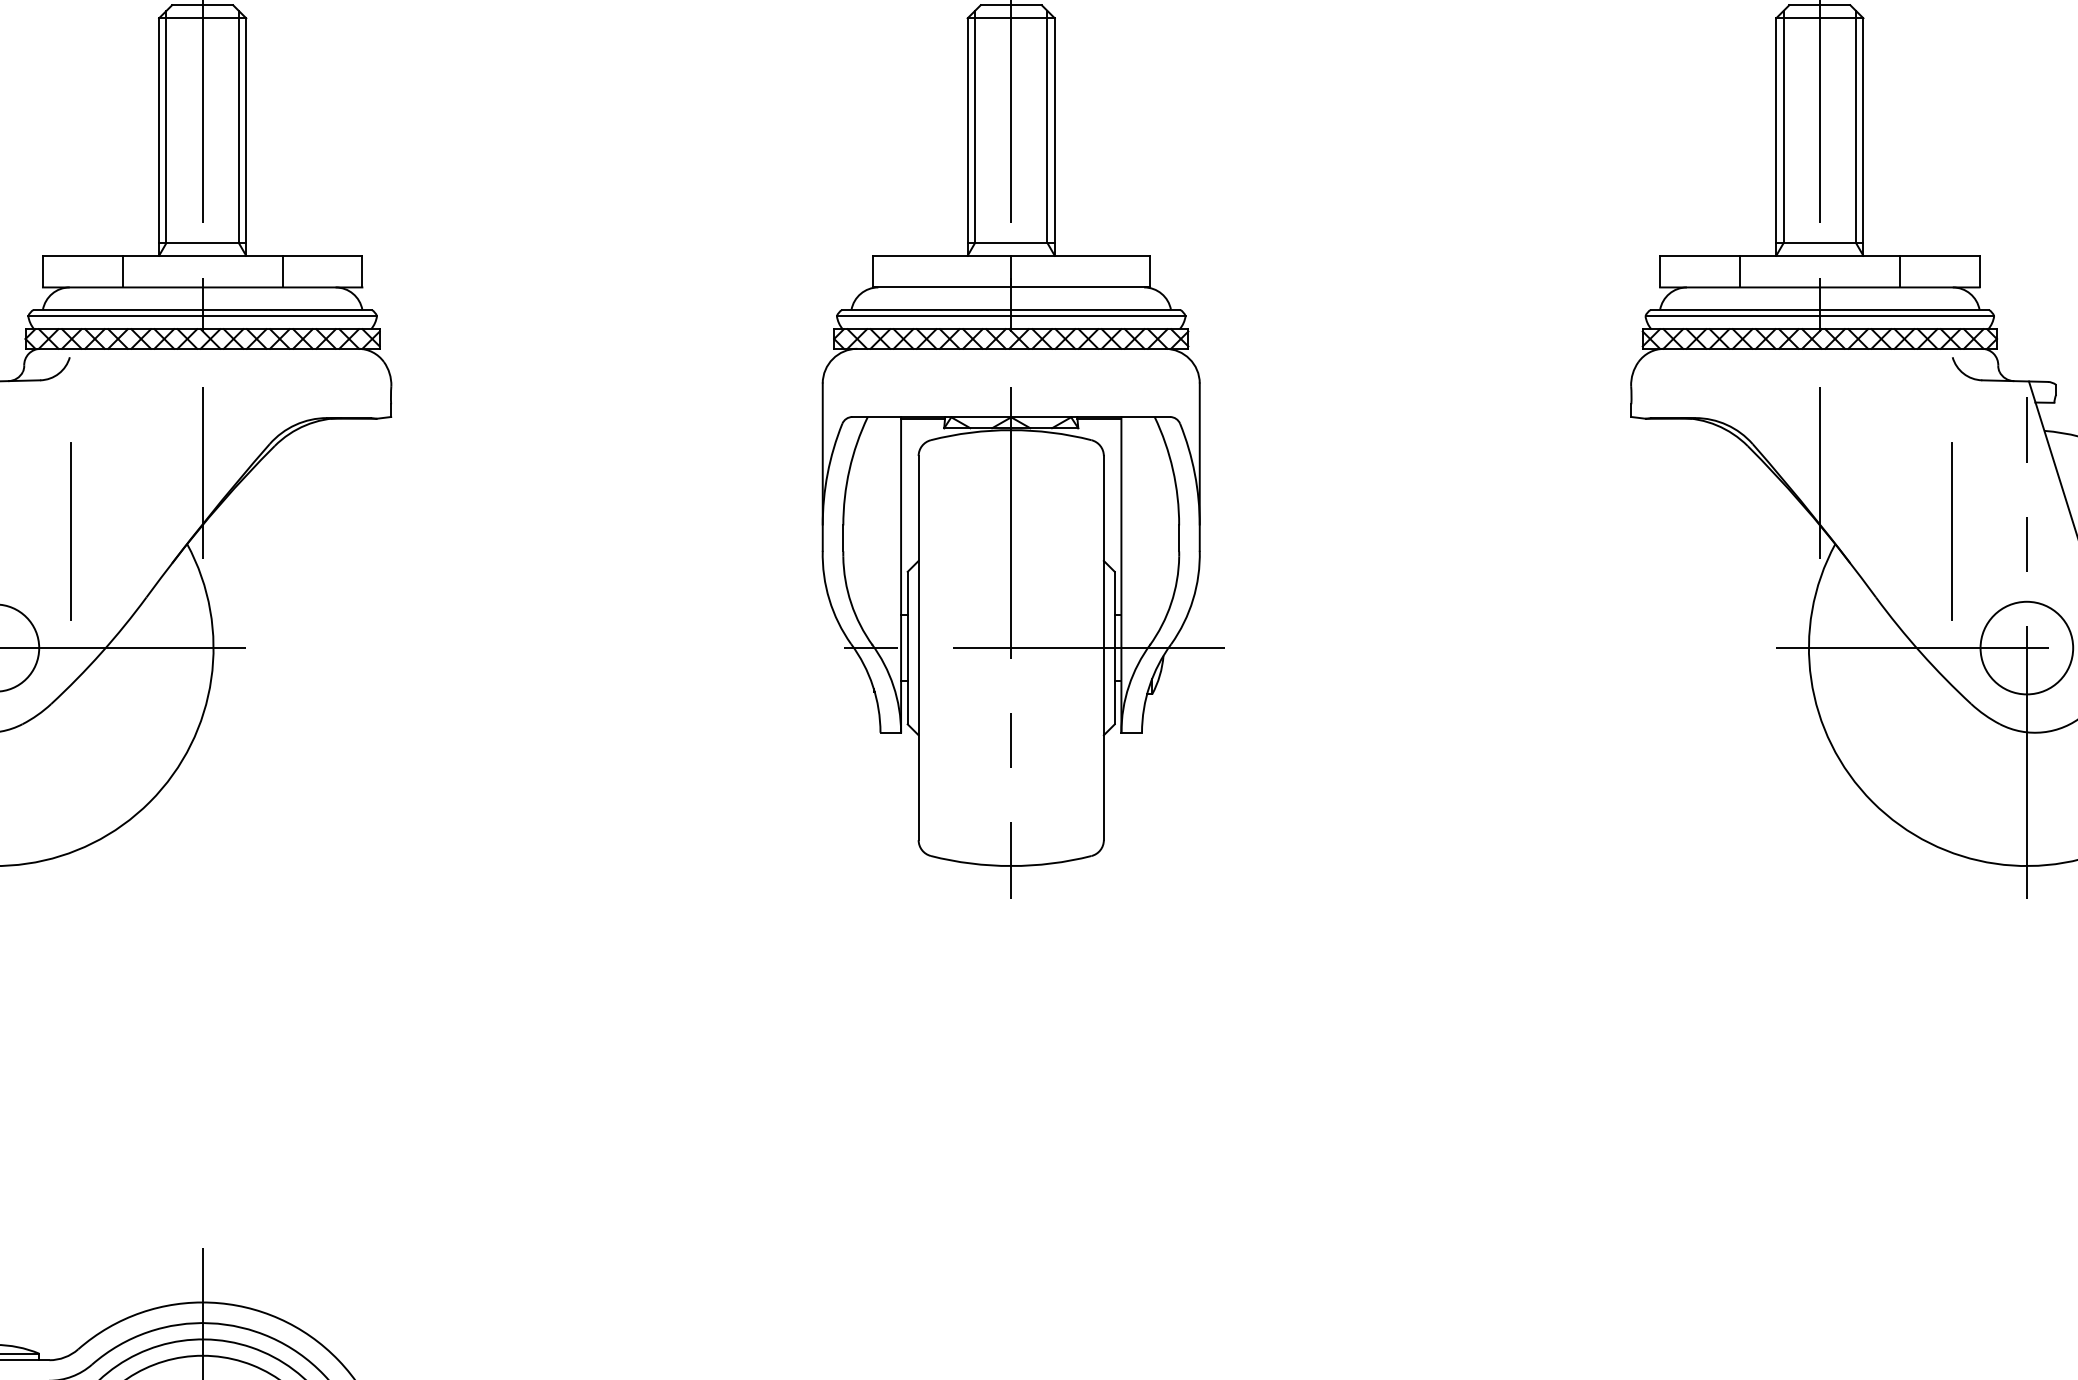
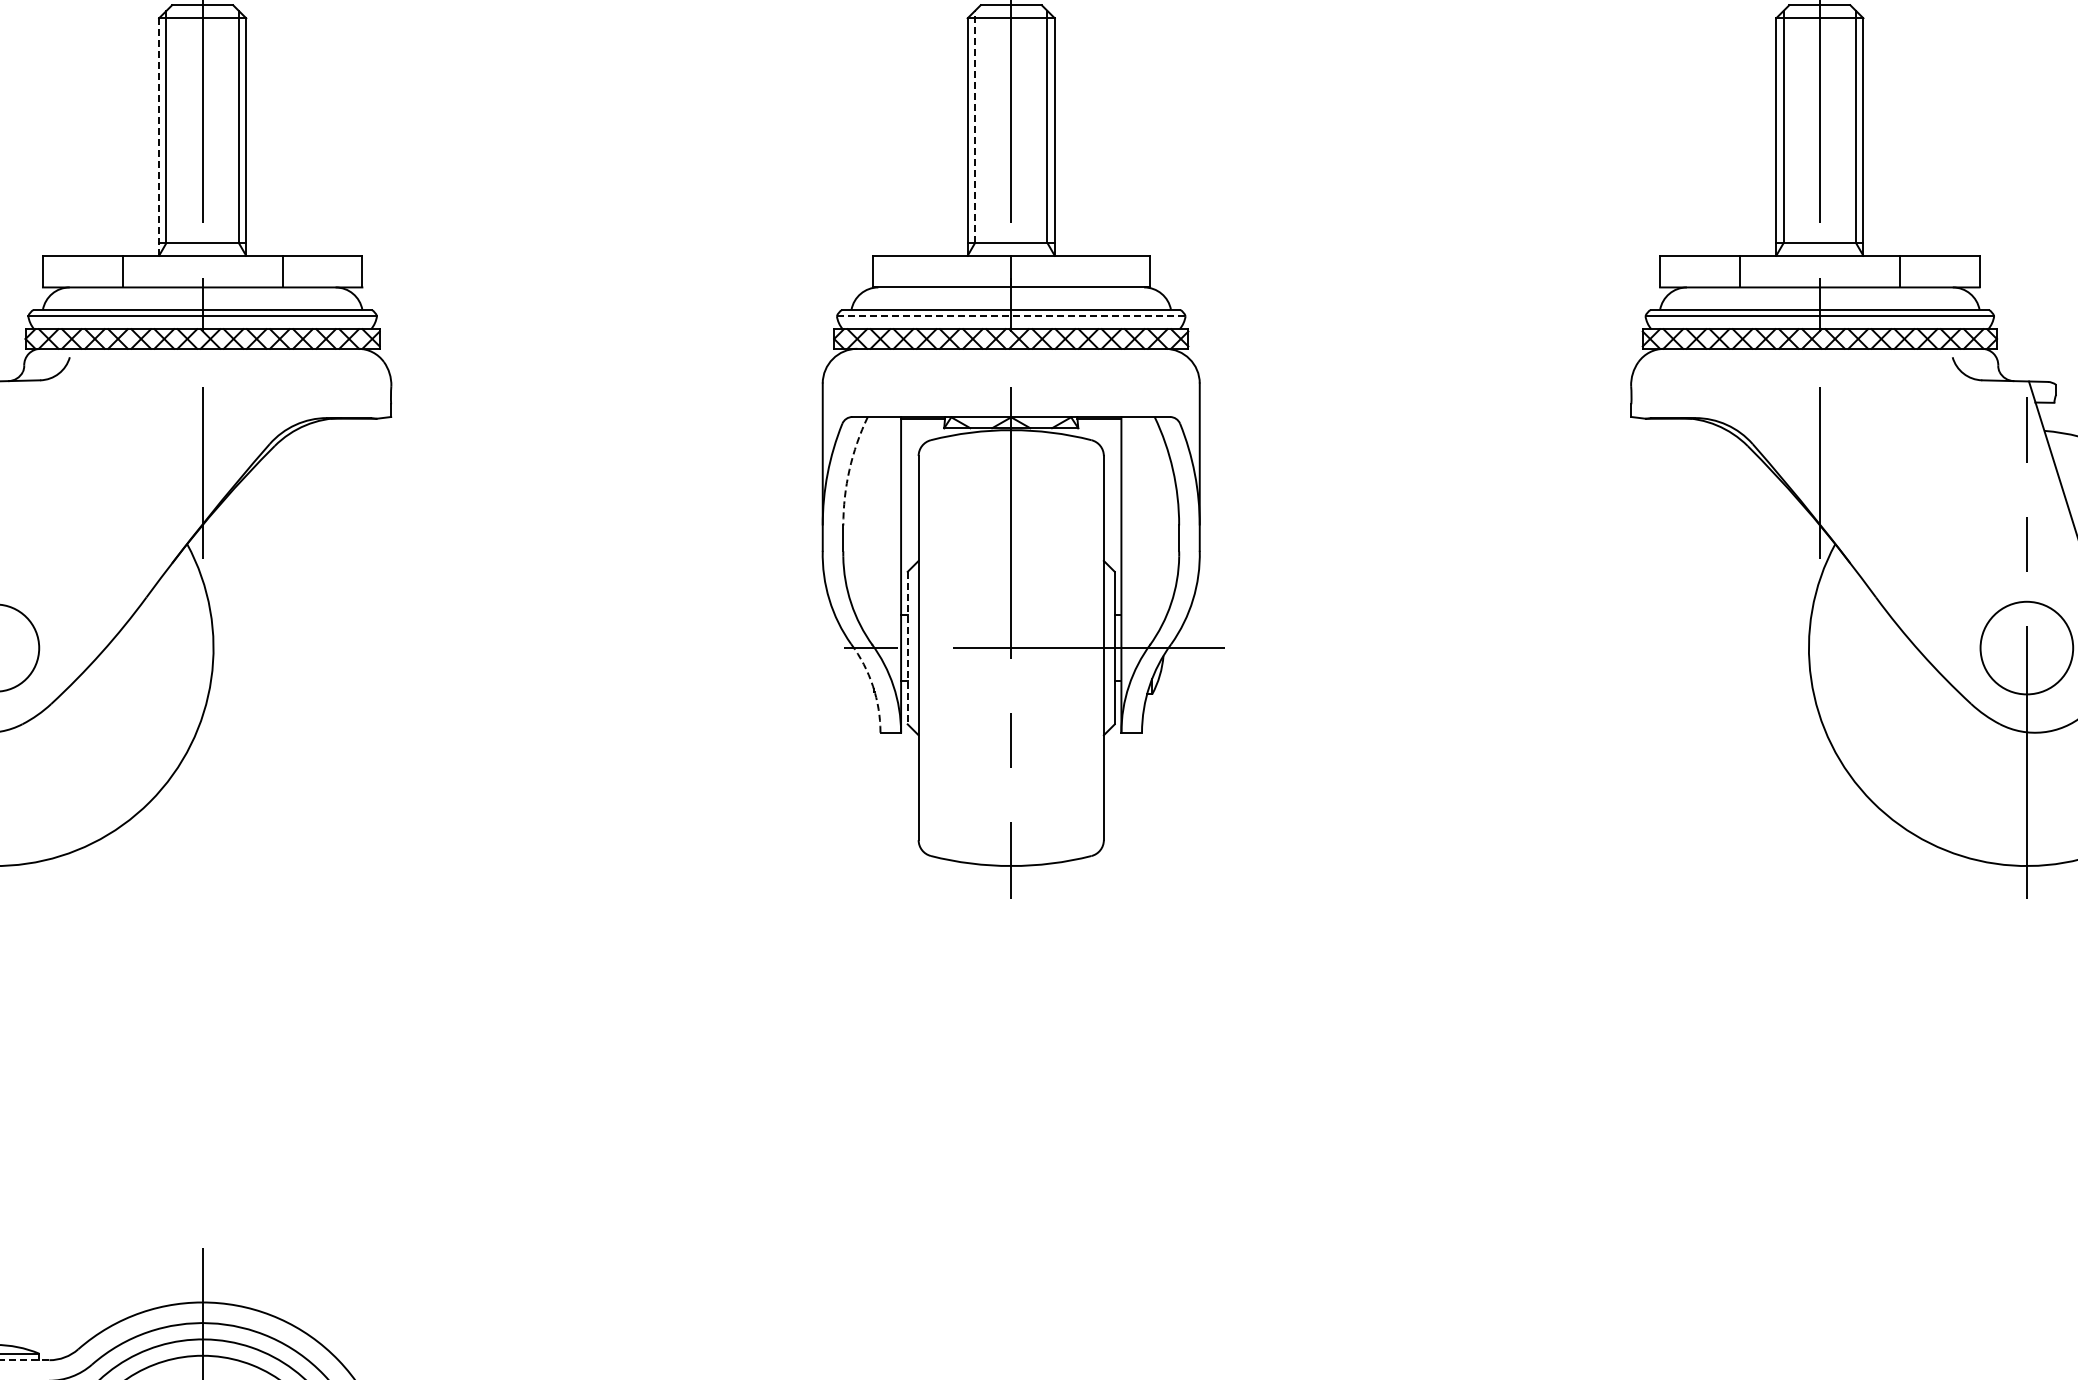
line: solid -> dashed (975, 126)
line: solid -> dashed (159, 137)
line: solid -> dashed (1011, 316)
arc: solid -> dashed (849, 469)
line: present -> none (70, 531)
line: present -> none (1951, 531)
line: present -> none (124, 648)
line: solid -> dashed (907, 648)
line: present -> none (1925, 648)
arc: solid -> dashed (872, 686)
line: solid -> dashed (24, 1360)
